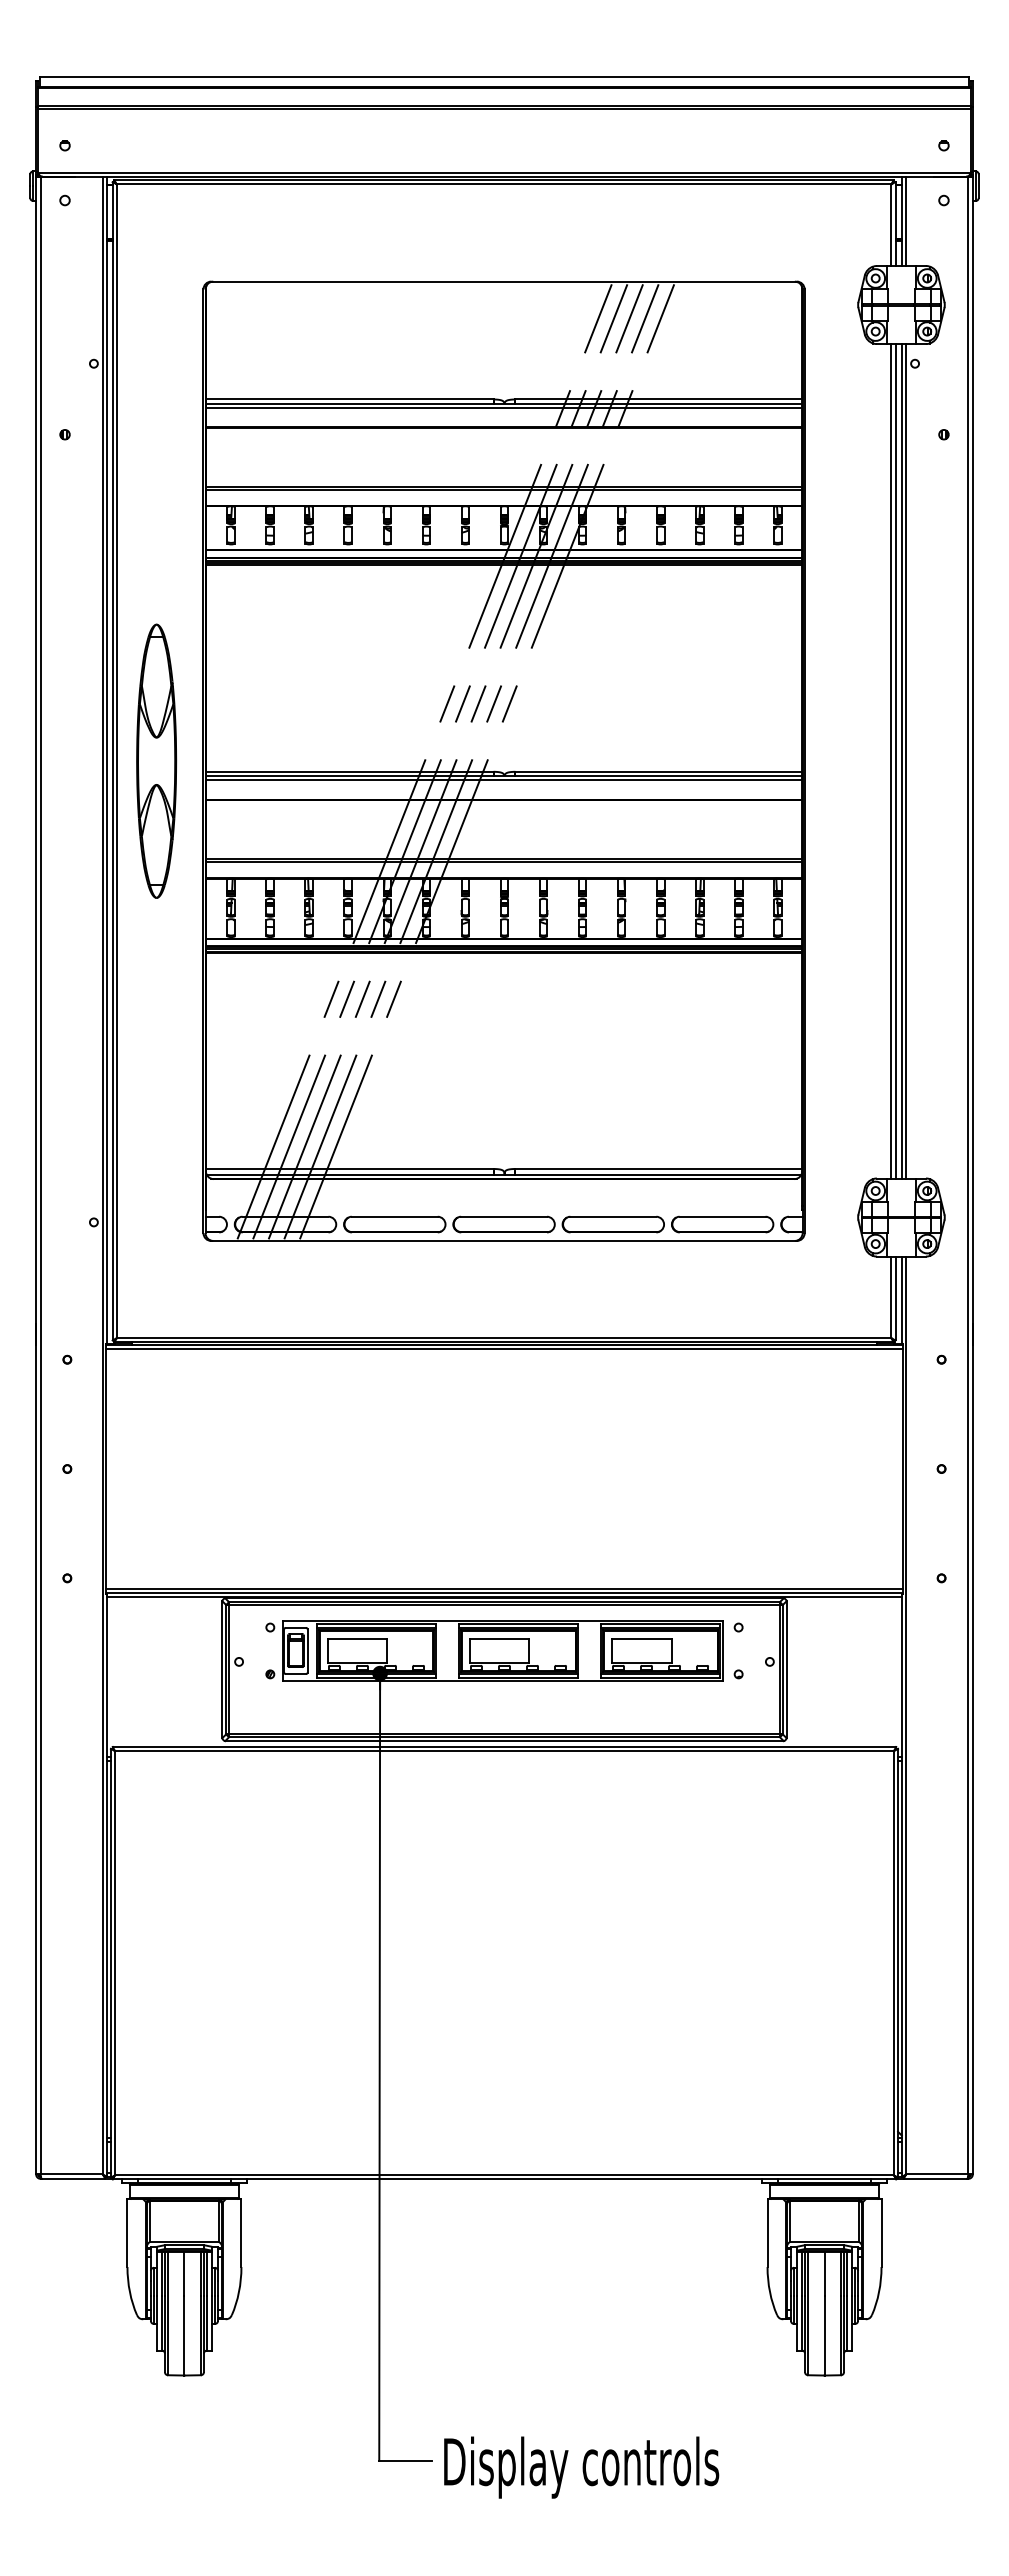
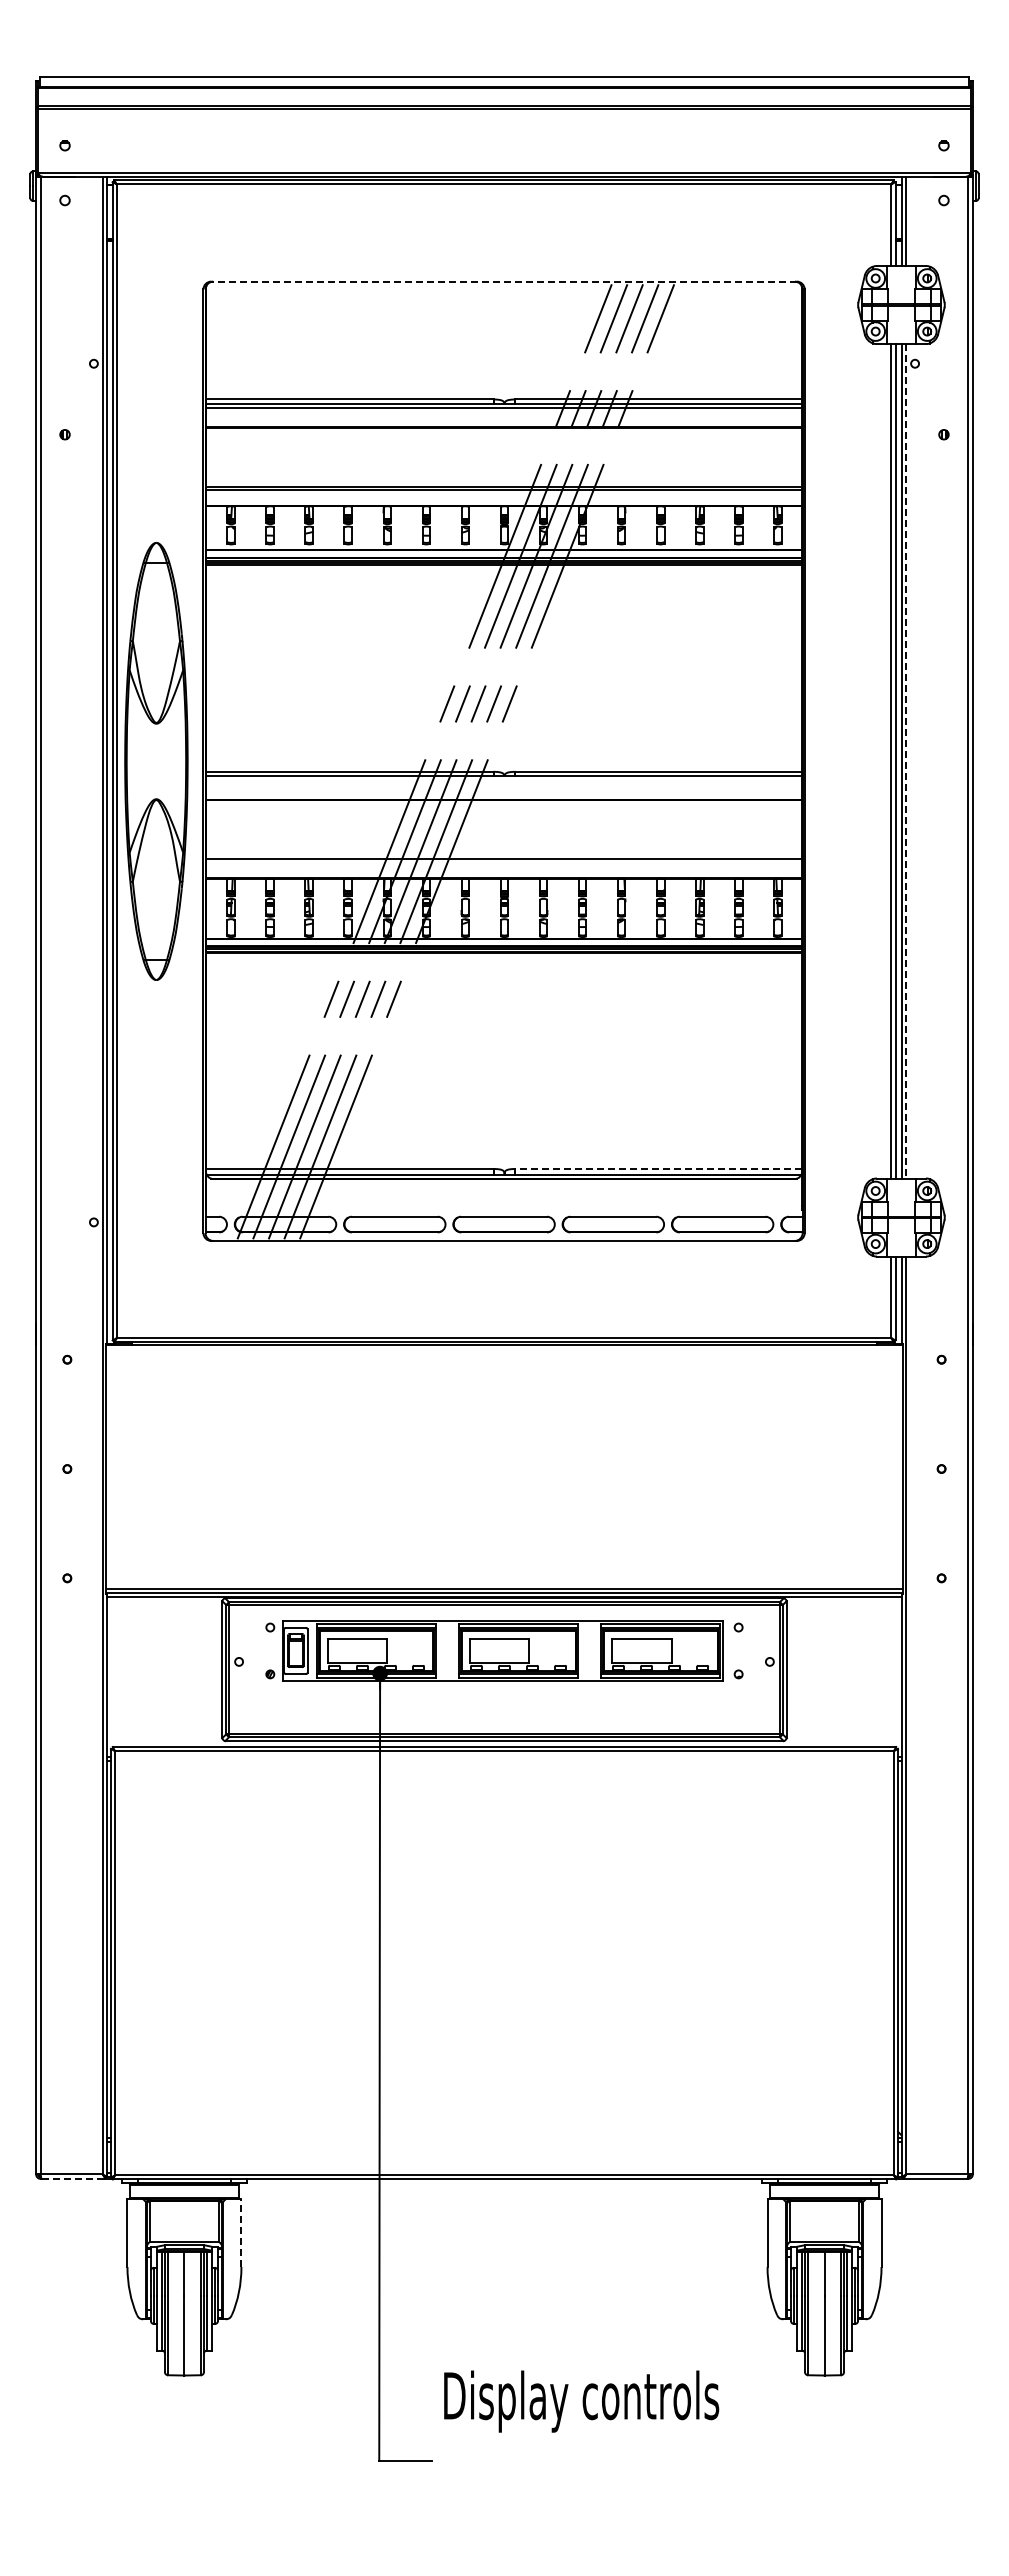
line: solid -> dashed (504, 281)
part size: 42x276 px -> 65x439 px (156, 761)
line: solid -> dashed (906, 761)
line: present -> none (503, 780)
line: present -> none (503, 862)
line: solid -> dashed (658, 1168)
line: present -> none (504, 1348)
line: solid -> dashed (73, 2178)
line: solid -> dashed (241, 2233)
text position: (581, 2467) -> (581, 2401) (581, 2401)
